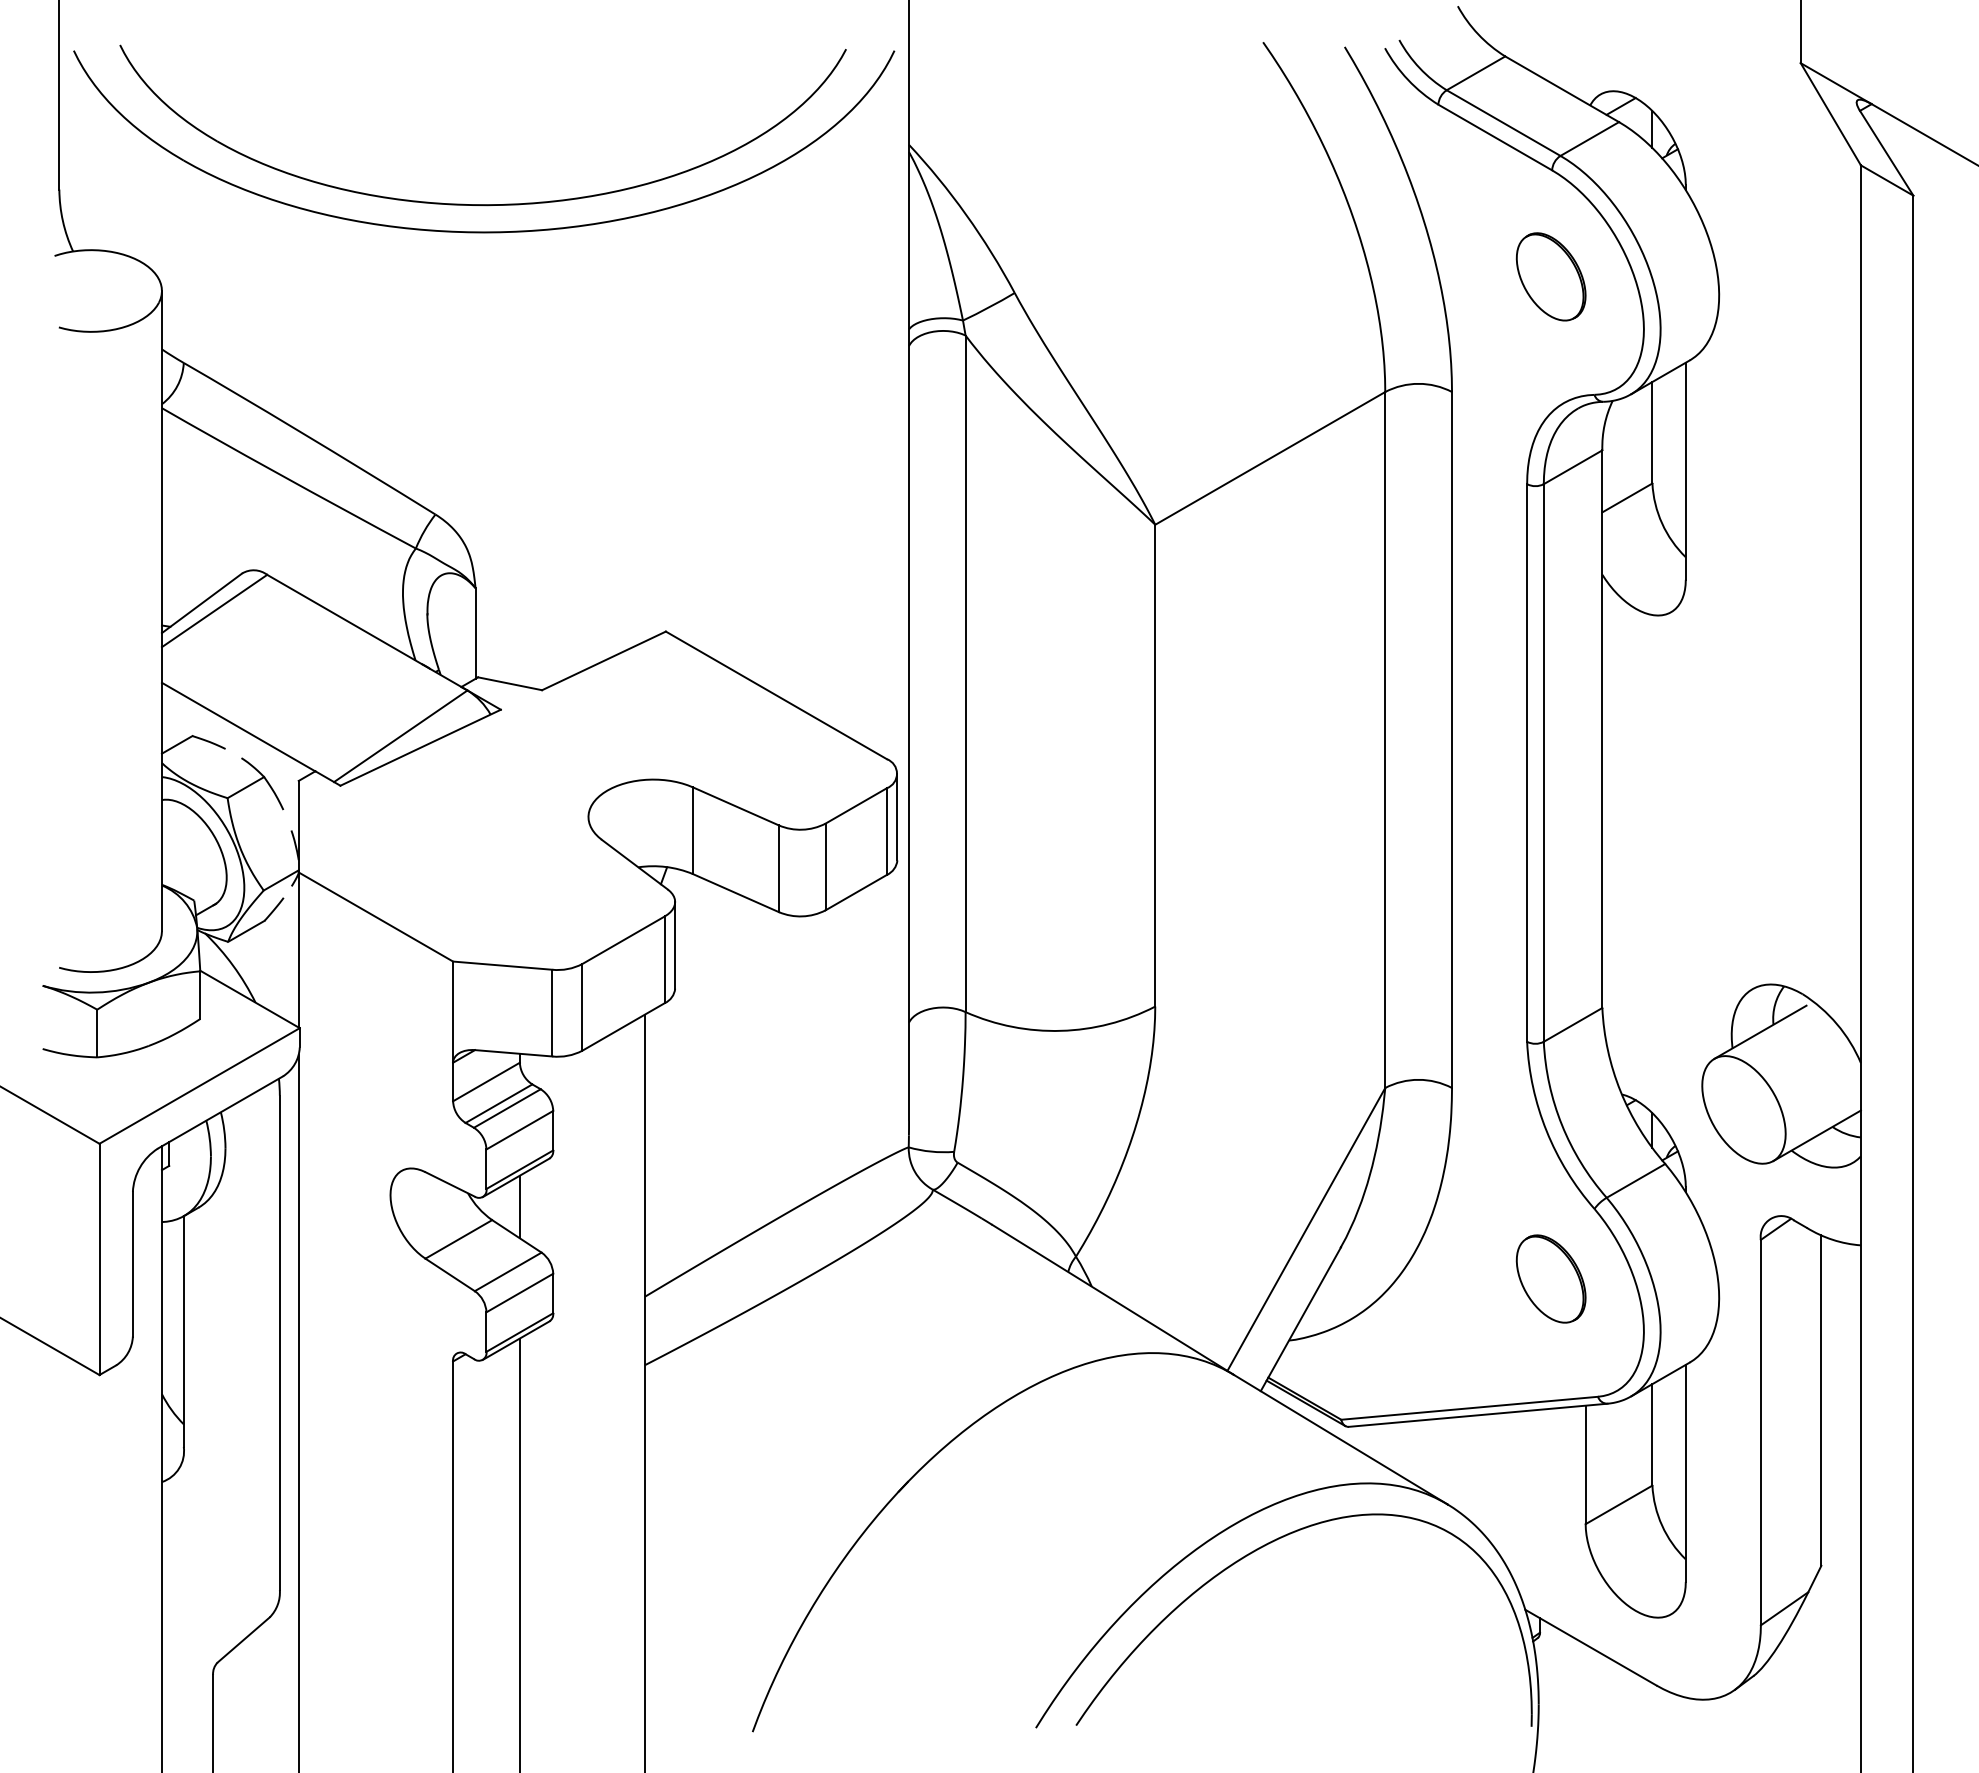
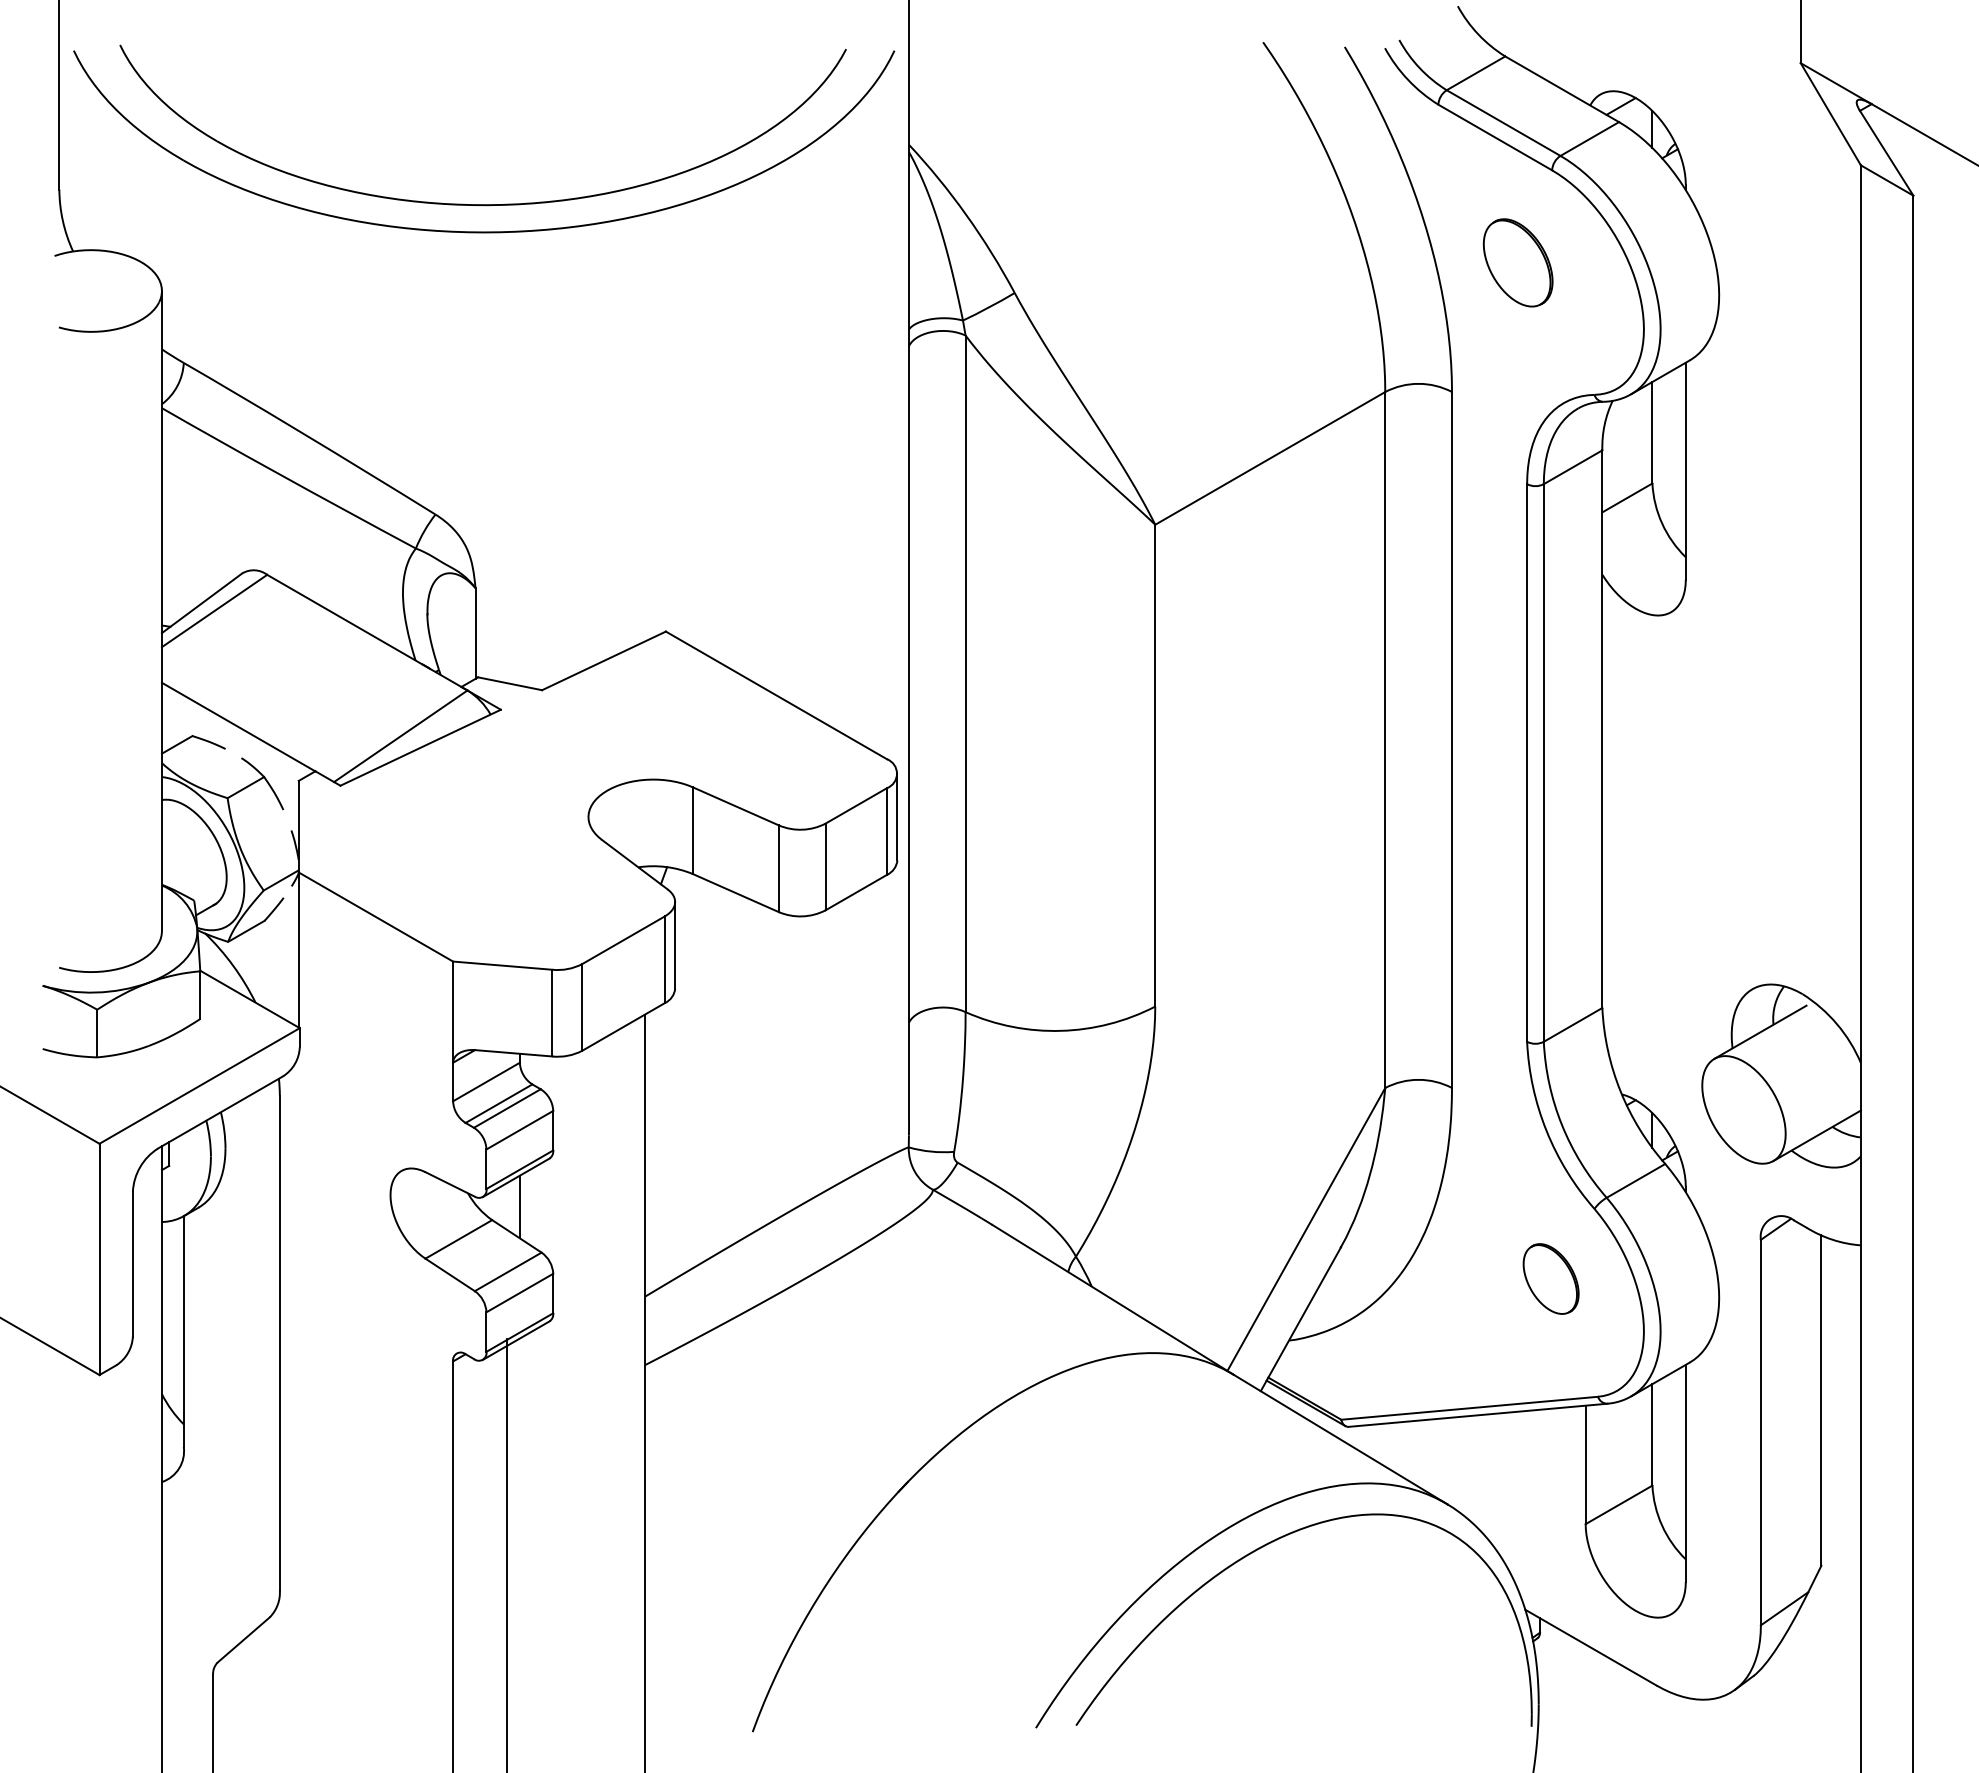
part position: (1550, 276) -> (1517, 262) (1517, 262)
part size: 72x90 px -> 58x72 px (1550, 1278)
line: present -> none (298, 1411)
line position: (519, 1553) -> (506, 1553) (506, 1553)
